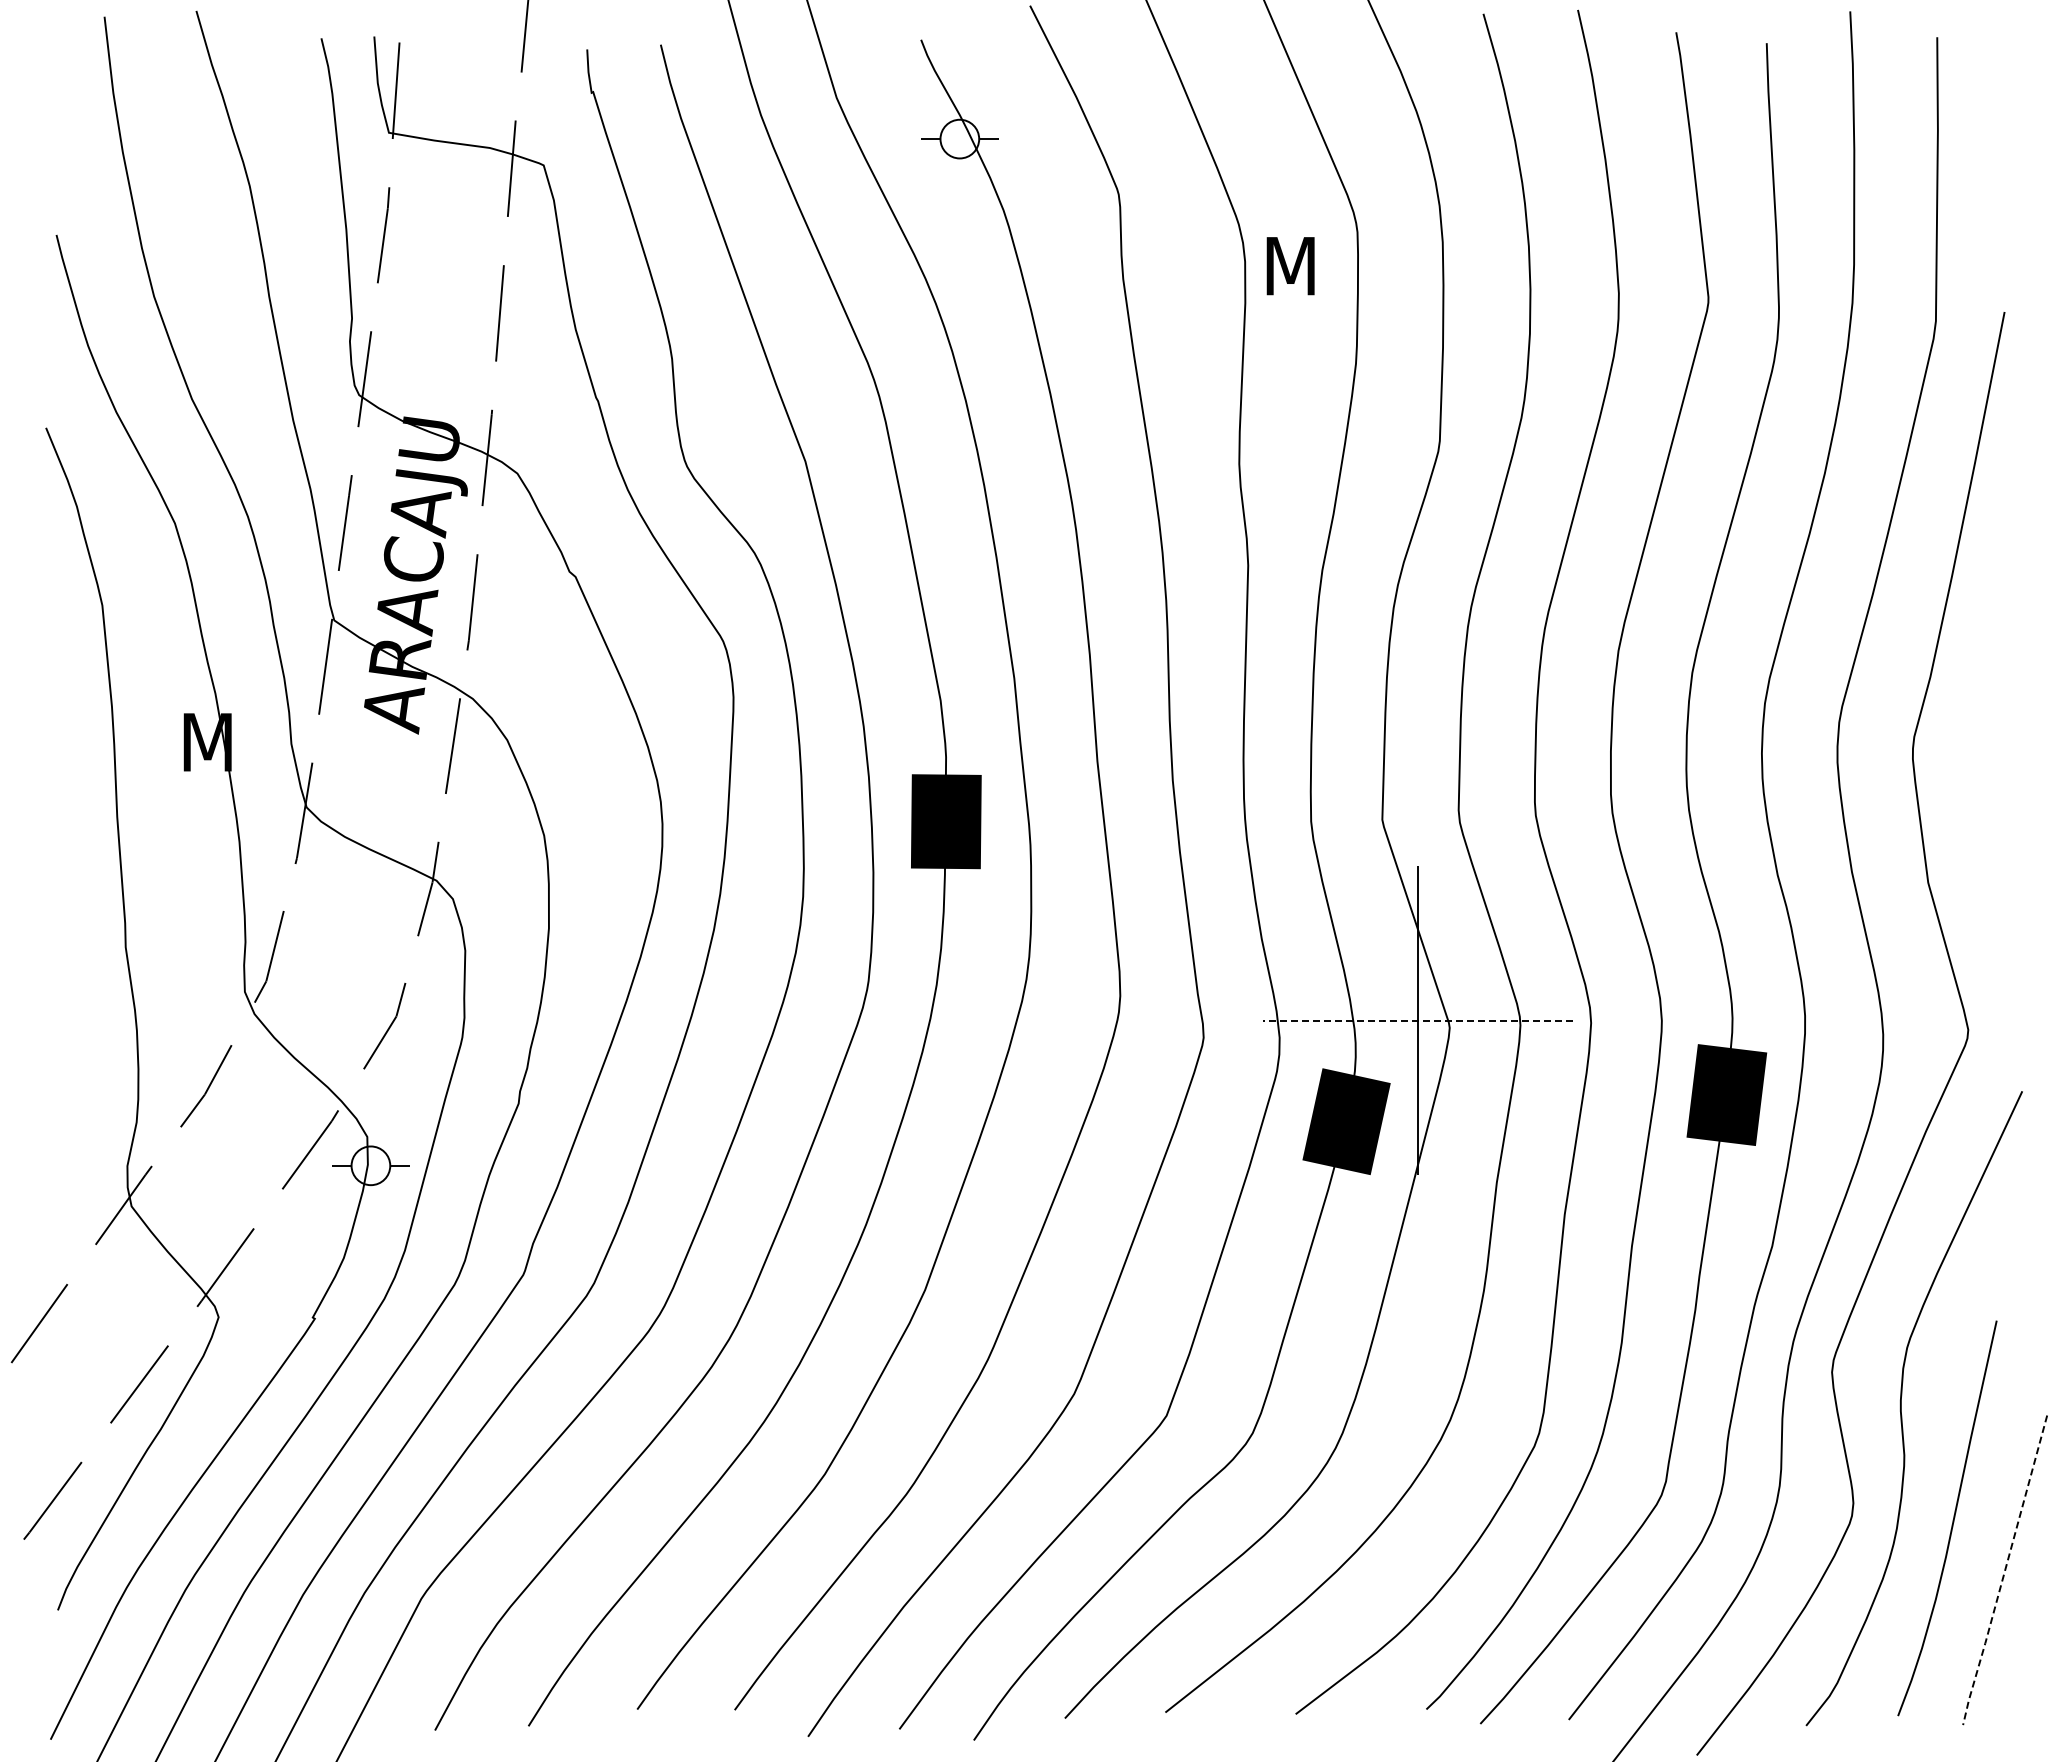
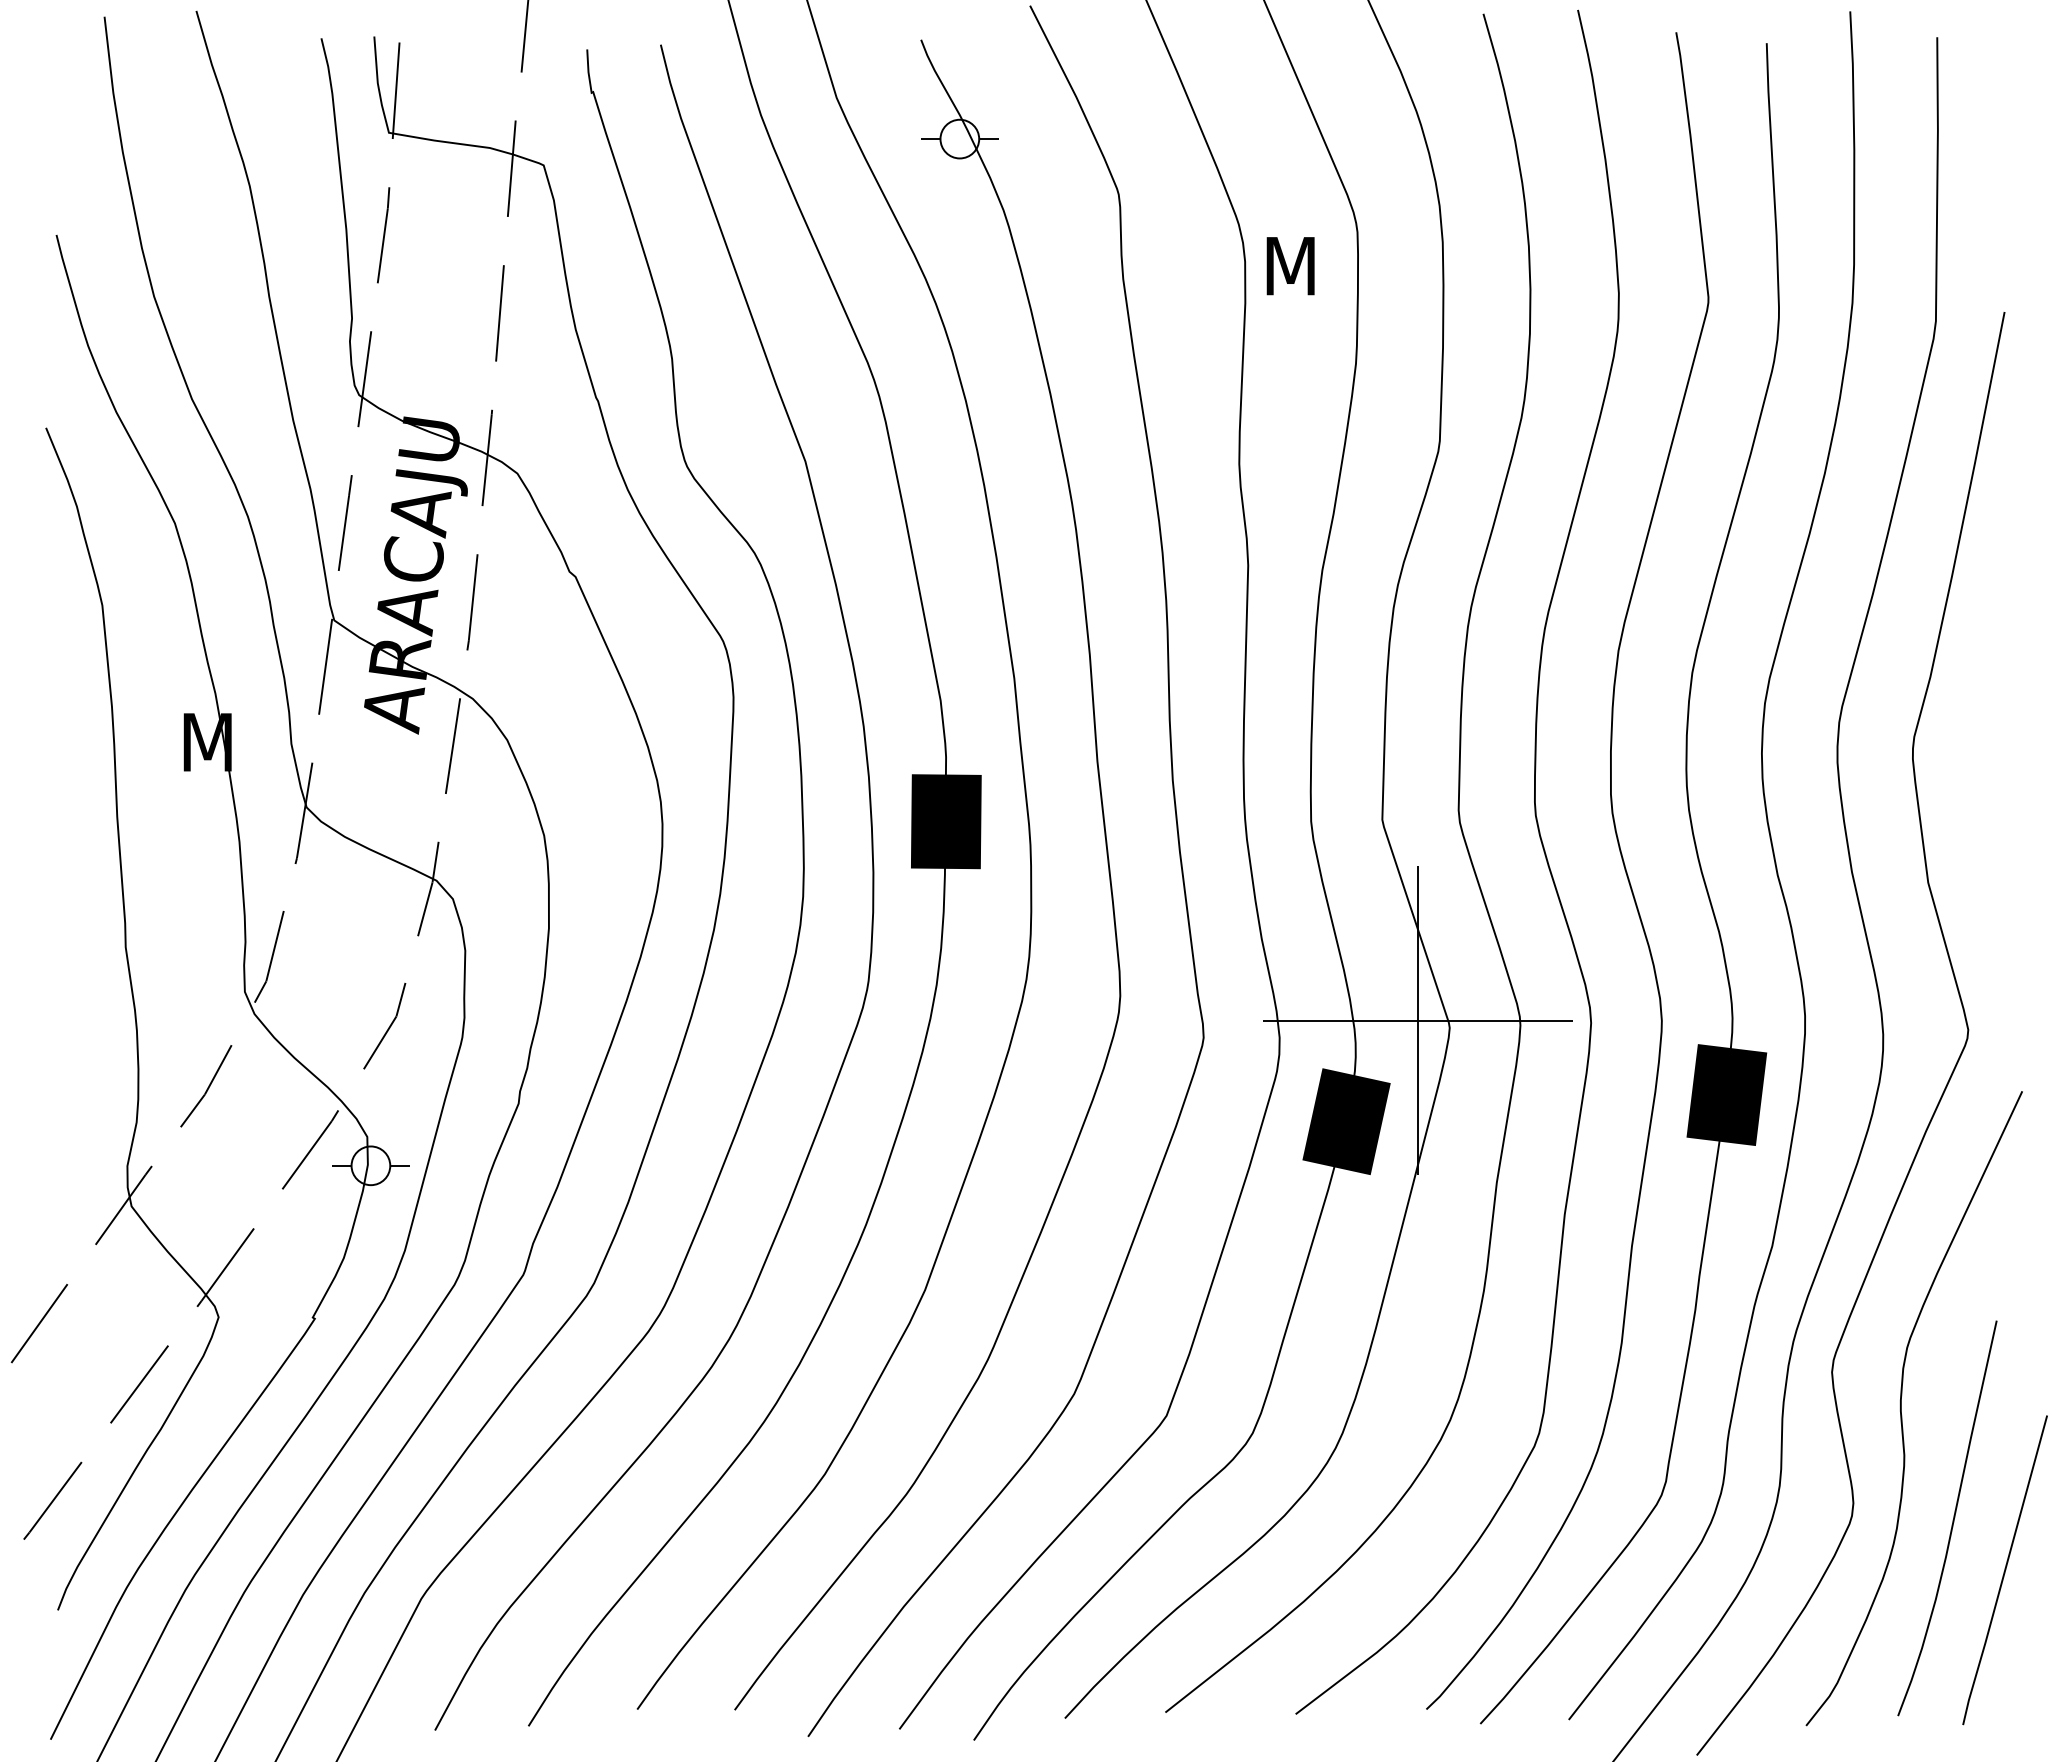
line: dashed -> solid (1417, 1020)
line: dashed -> solid (2004, 1571)
